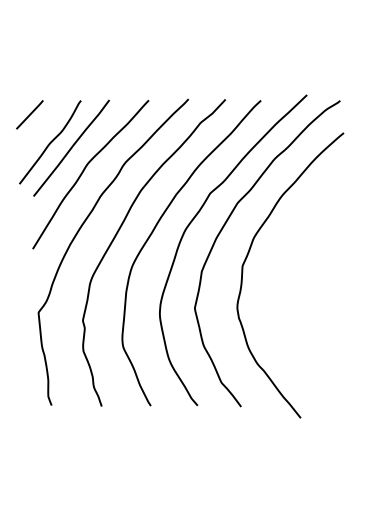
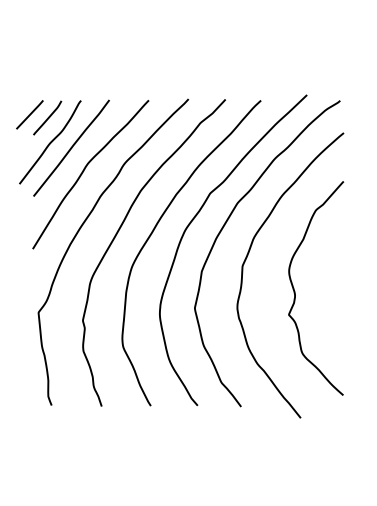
curve: none -> present (47, 117)
curve: none -> present (295, 291)
